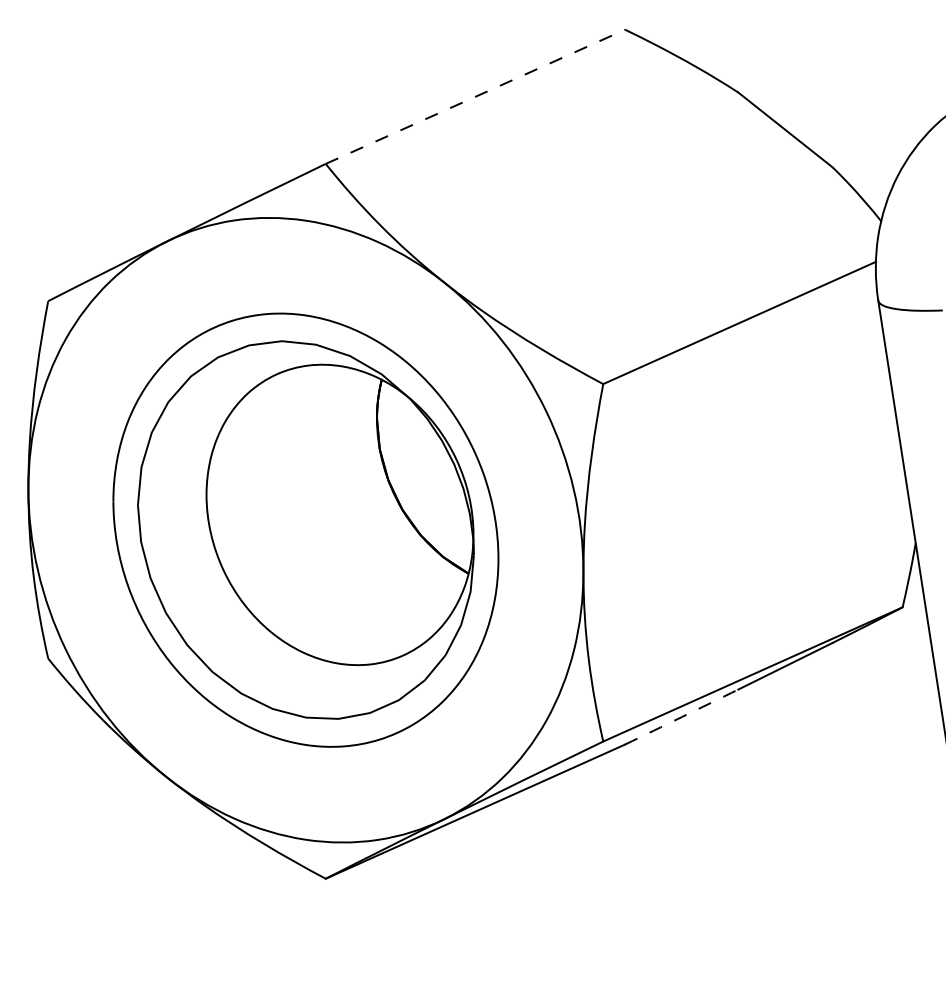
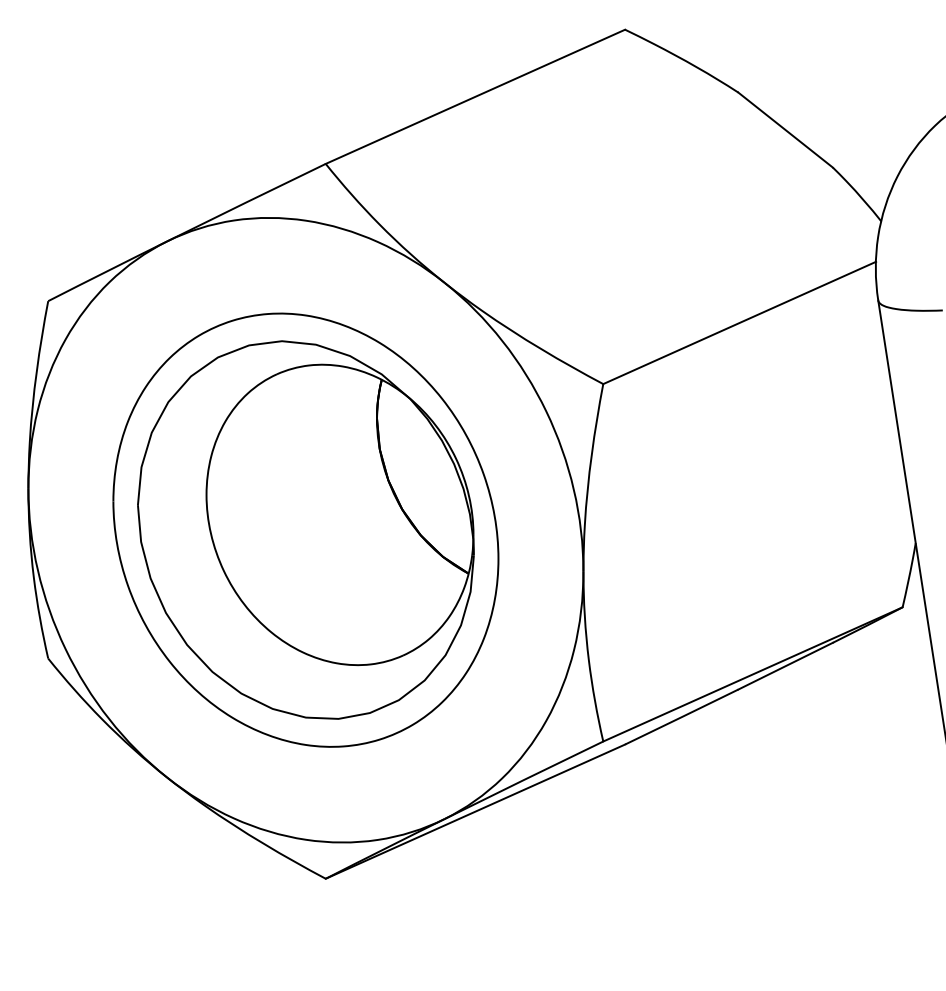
line: dashed -> solid (475, 96)
arc: dashed -> solid (681, 717)
